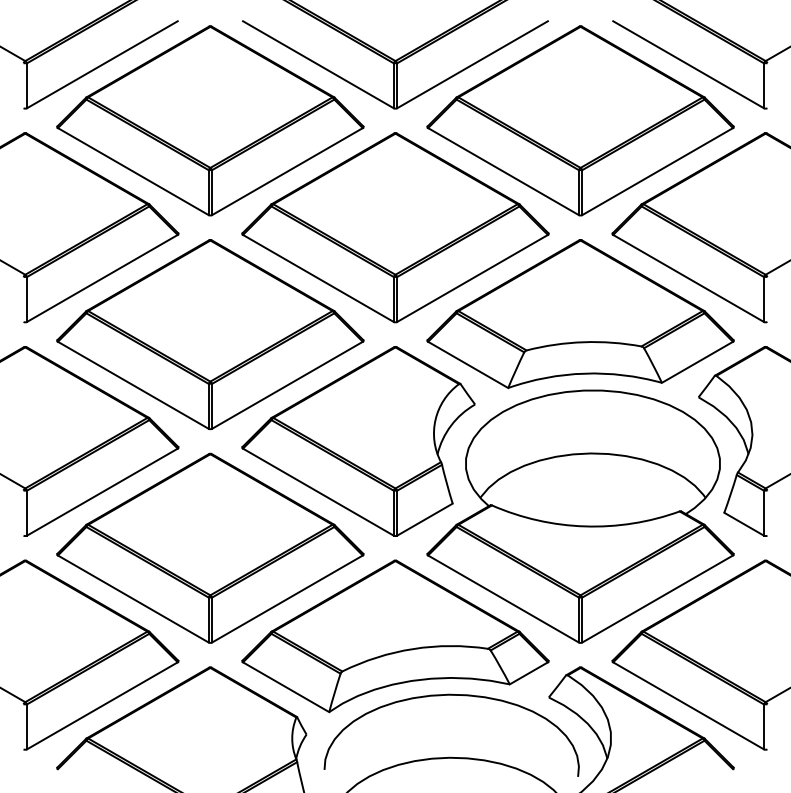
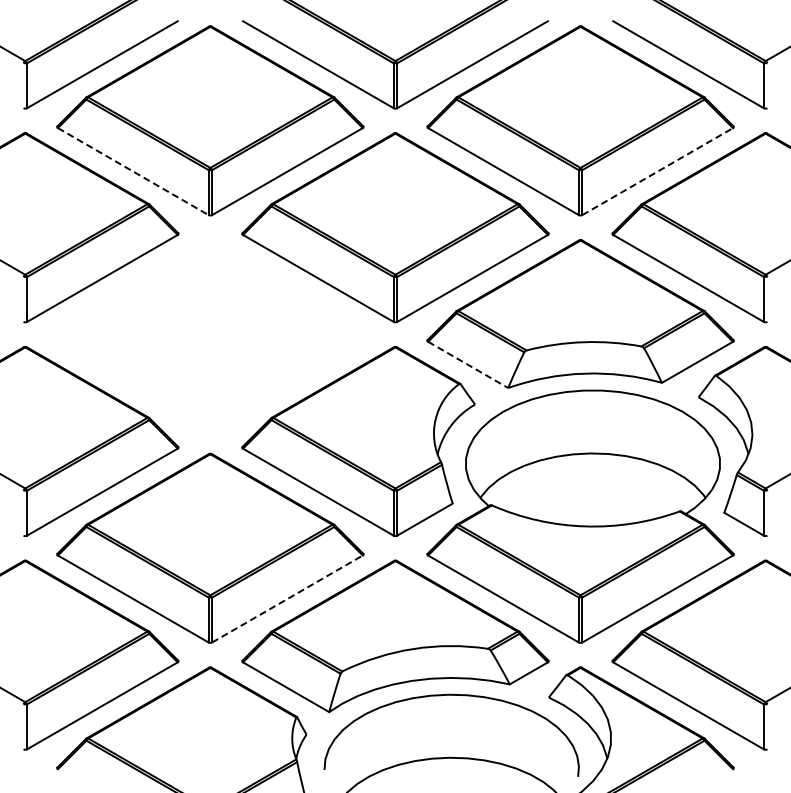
line: solid -> dashed (133, 171)
line: solid -> dashed (657, 171)
part: present -> none (210, 334)
line: solid -> dashed (468, 365)
line: solid -> dashed (287, 599)
